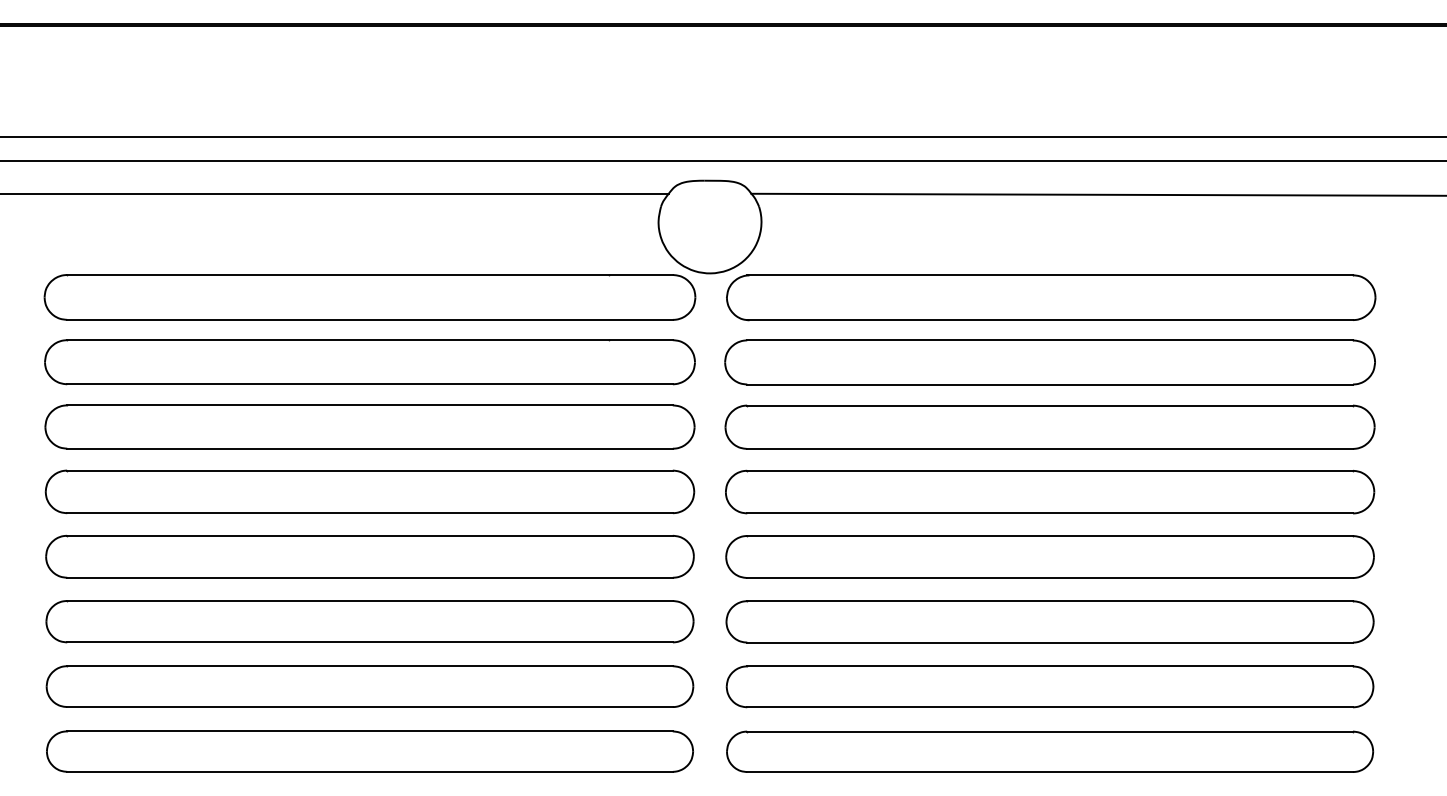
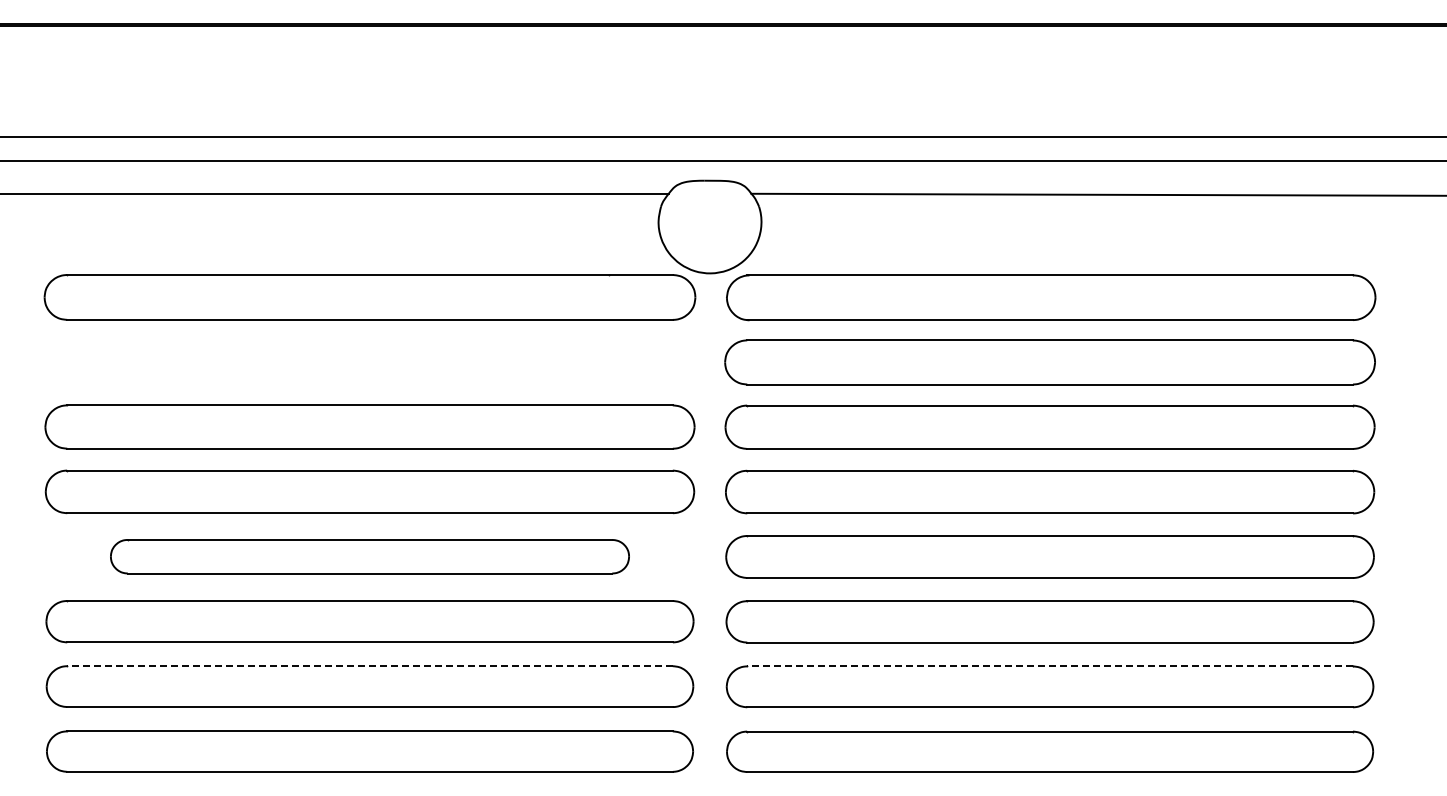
part: present -> none (369, 362)
part size: 650x45 px -> 520x36 px (369, 556)
line: solid -> dashed (369, 666)
line: solid -> dashed (1050, 666)
